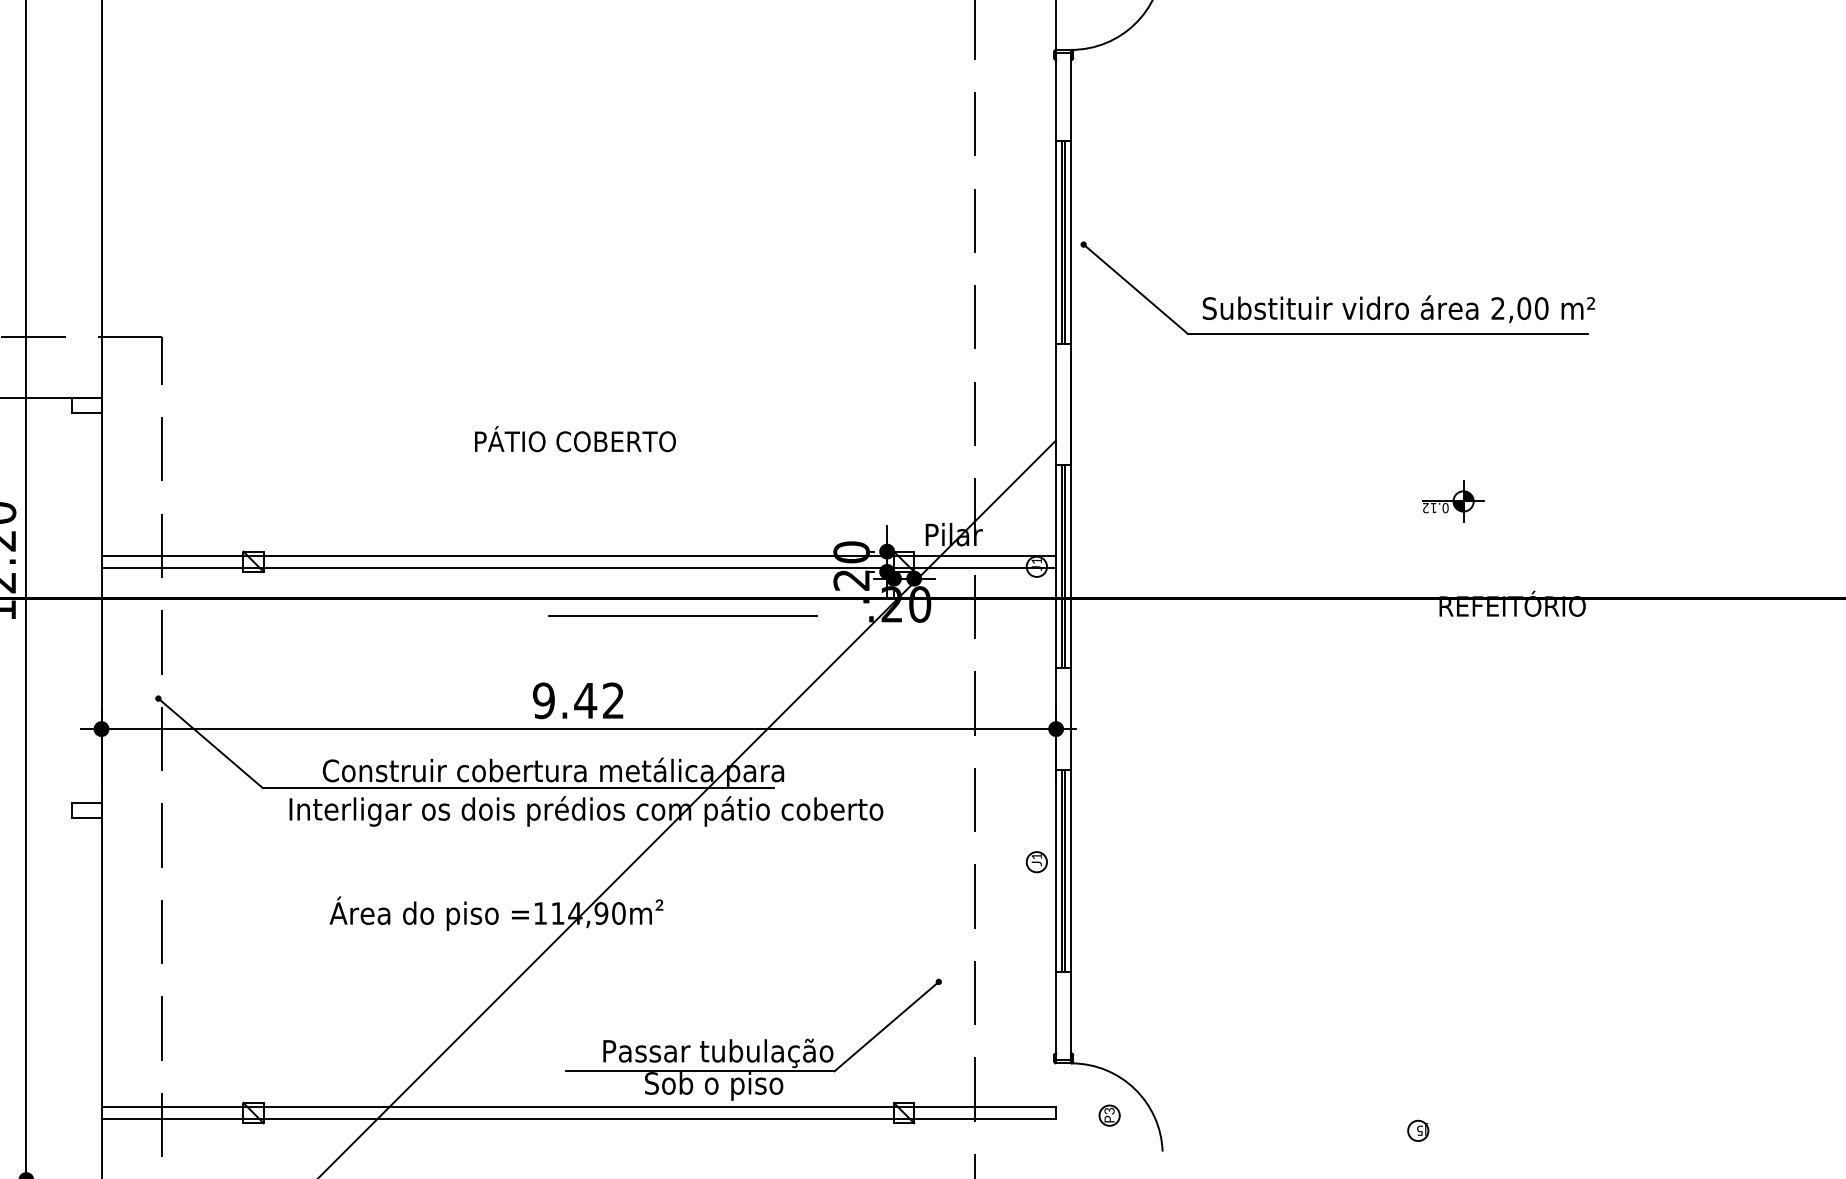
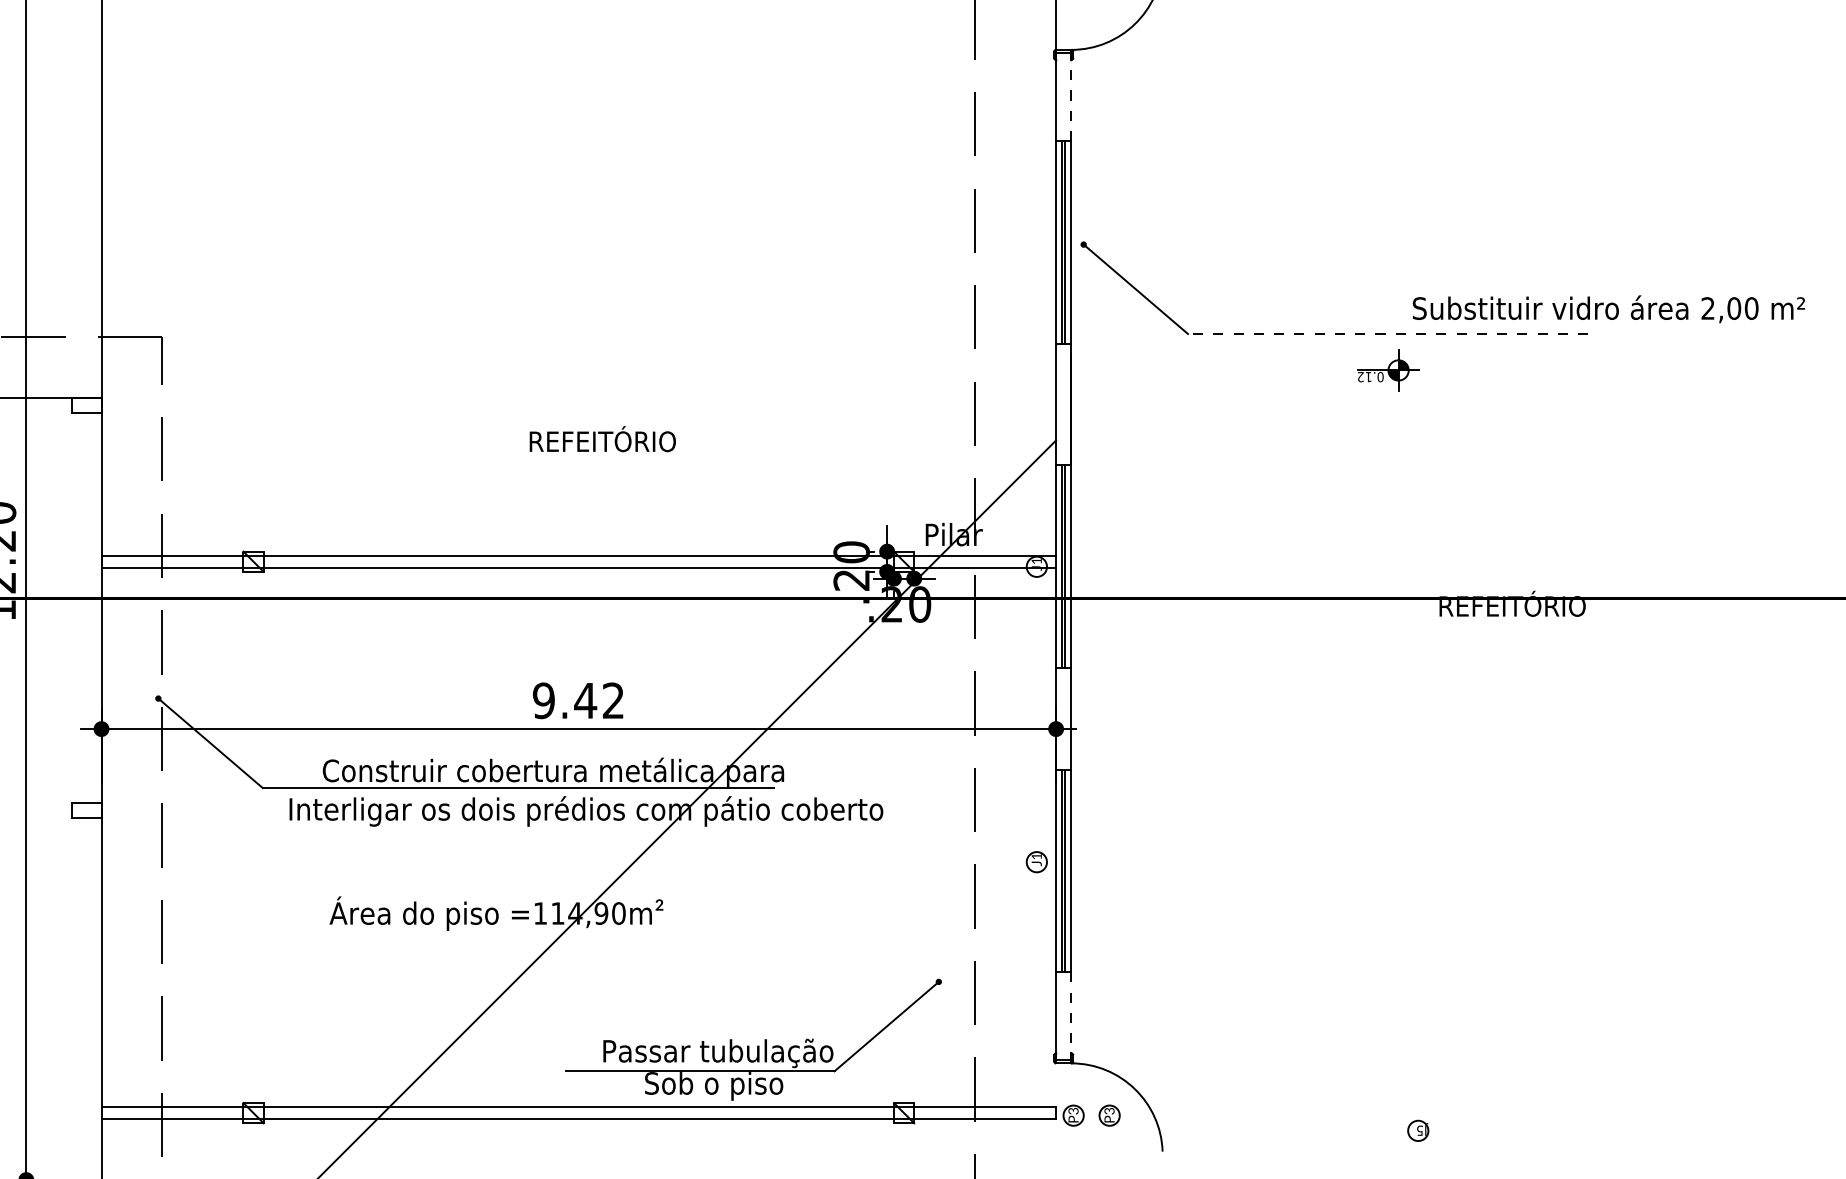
line: solid -> dashed (1071, 96)
text position: (1398, 309) -> (1608, 309) (1608, 309)
line: solid -> dashed (1387, 334)
text: PÁTIO COBERTO -> REFEITÓRIO (566, 439)
part position: (1453, 501) -> (1388, 370) (1388, 370)
line: present -> none (683, 616)
line: solid -> dashed (1071, 1016)
part: none -> present (1073, 1115)
